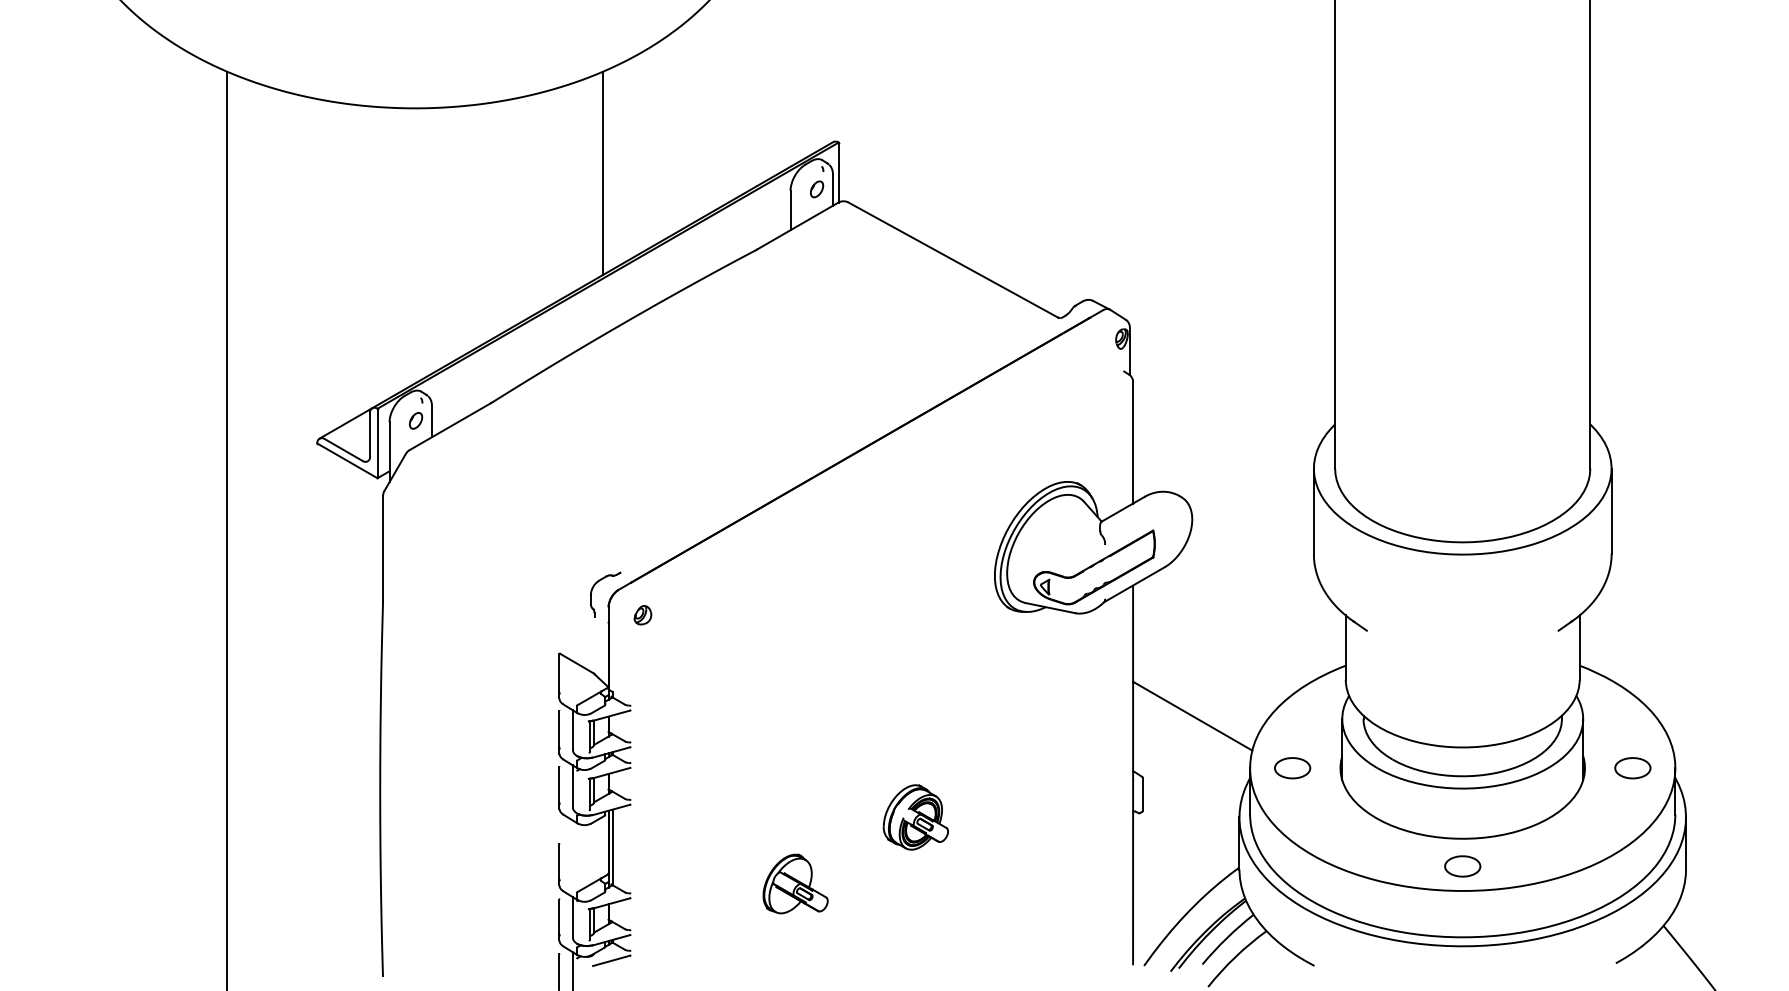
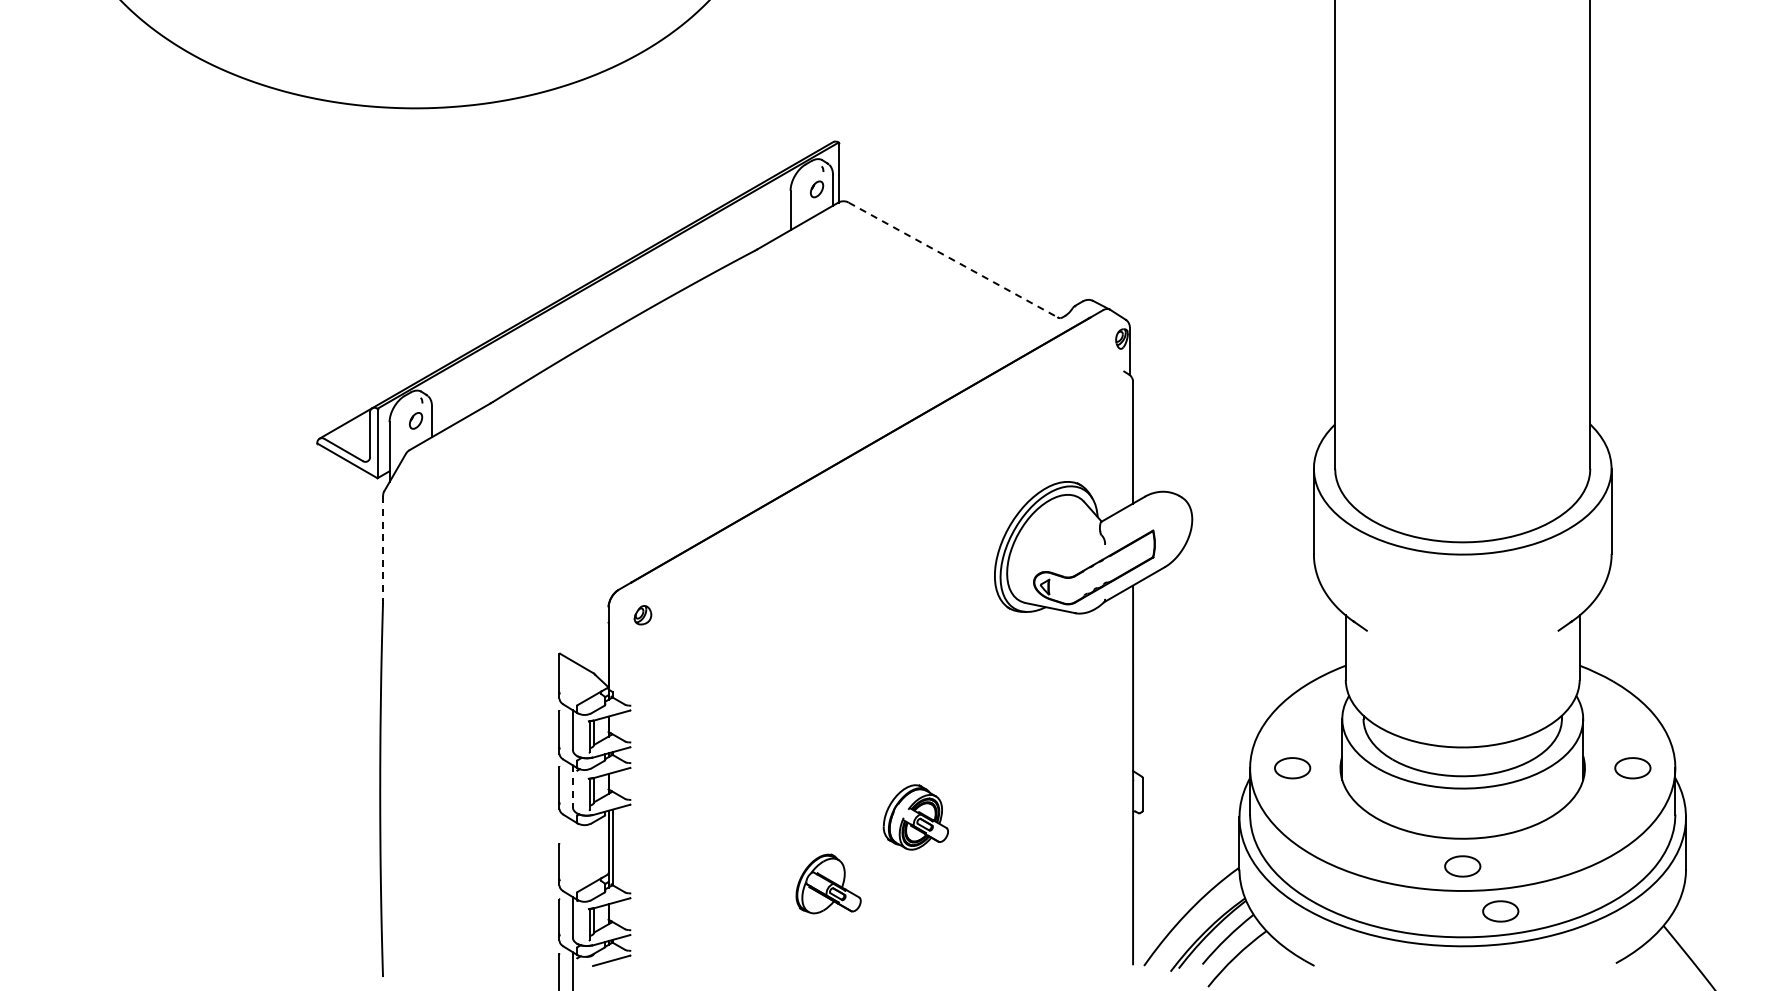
line: present -> none (603, 173)
line: solid -> dashed (953, 260)
line: present -> none (227, 529)
line: solid -> dashed (383, 549)
part: present -> none (592, 592)
line: present -> none (1192, 715)
line: solid -> dashed (572, 787)
part position: (795, 883) -> (828, 883) (828, 883)
part: none -> present (1500, 911)
